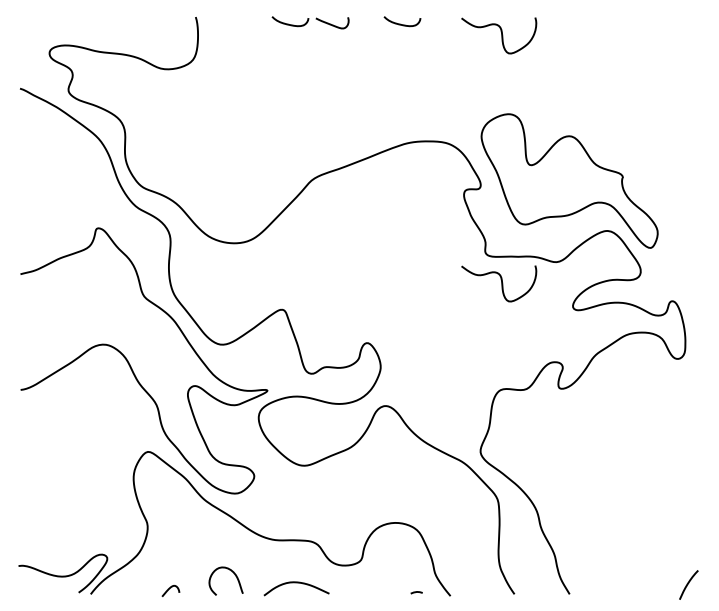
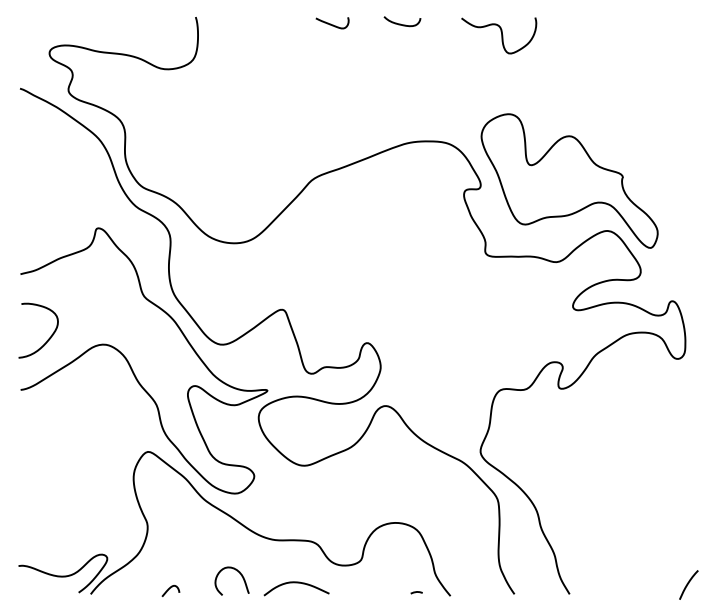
curve: present -> none (288, 23)
curve: present -> none (501, 283)
curve: none -> present (47, 339)
curve position: (234, 575) -> (240, 575) (240, 575)
